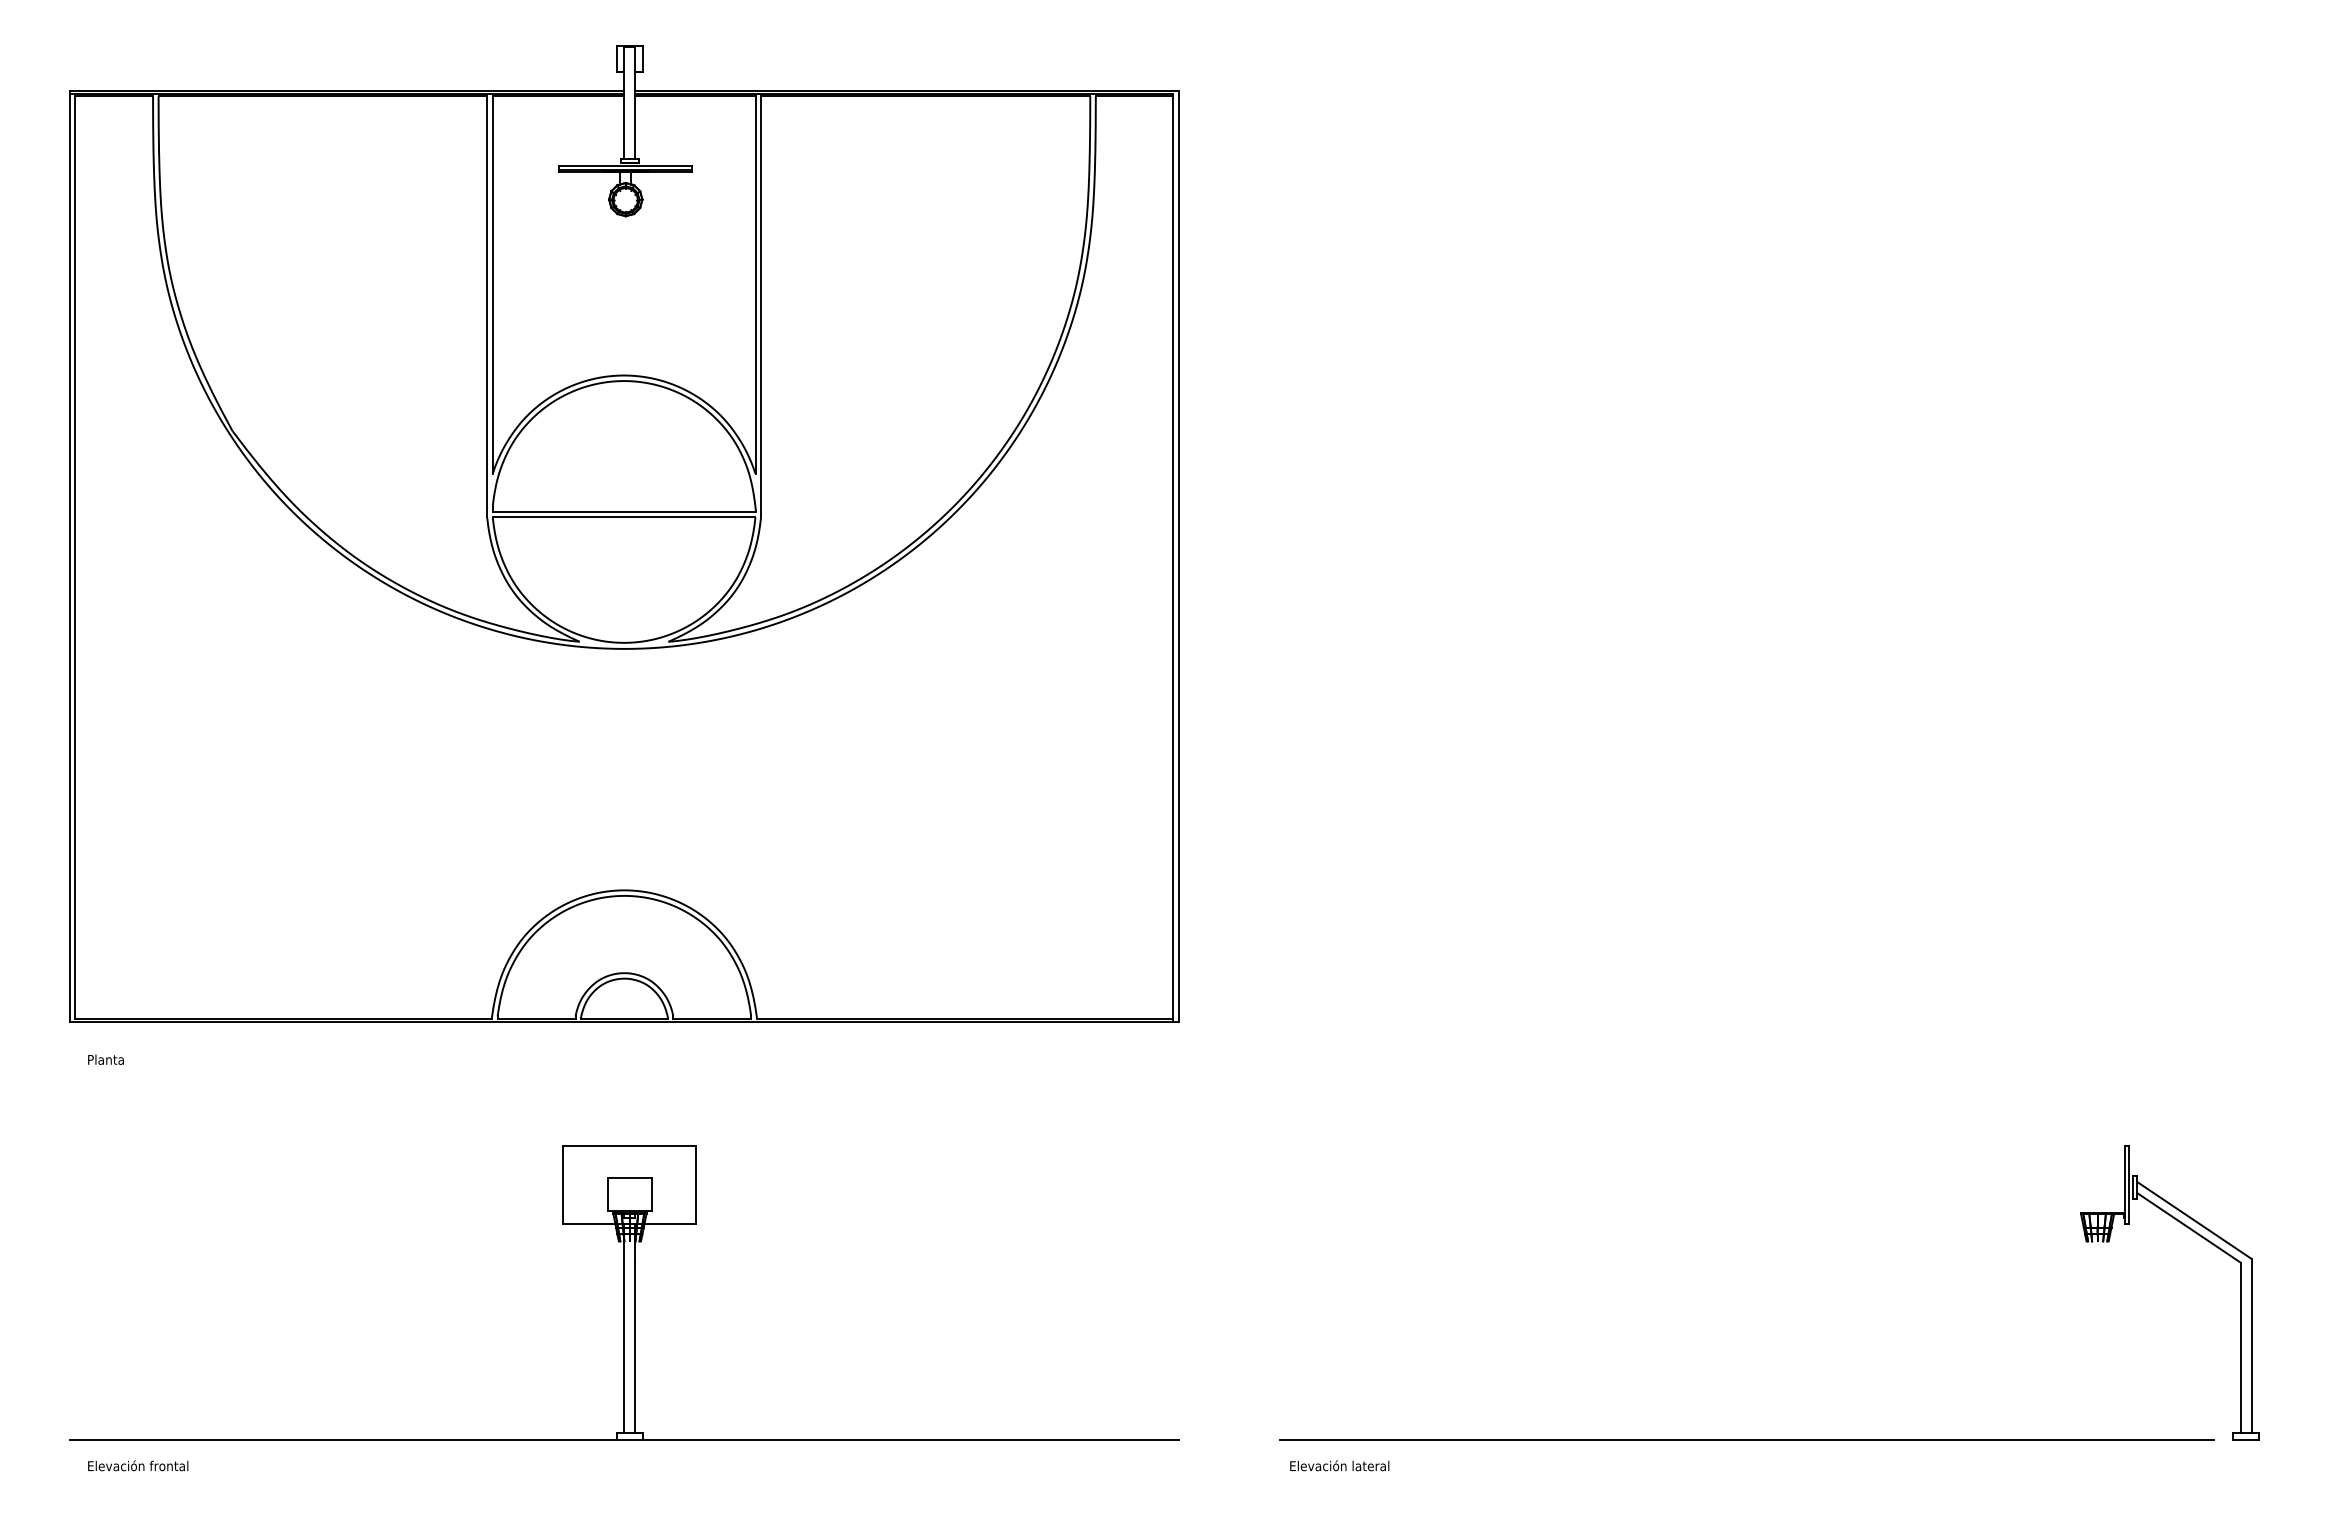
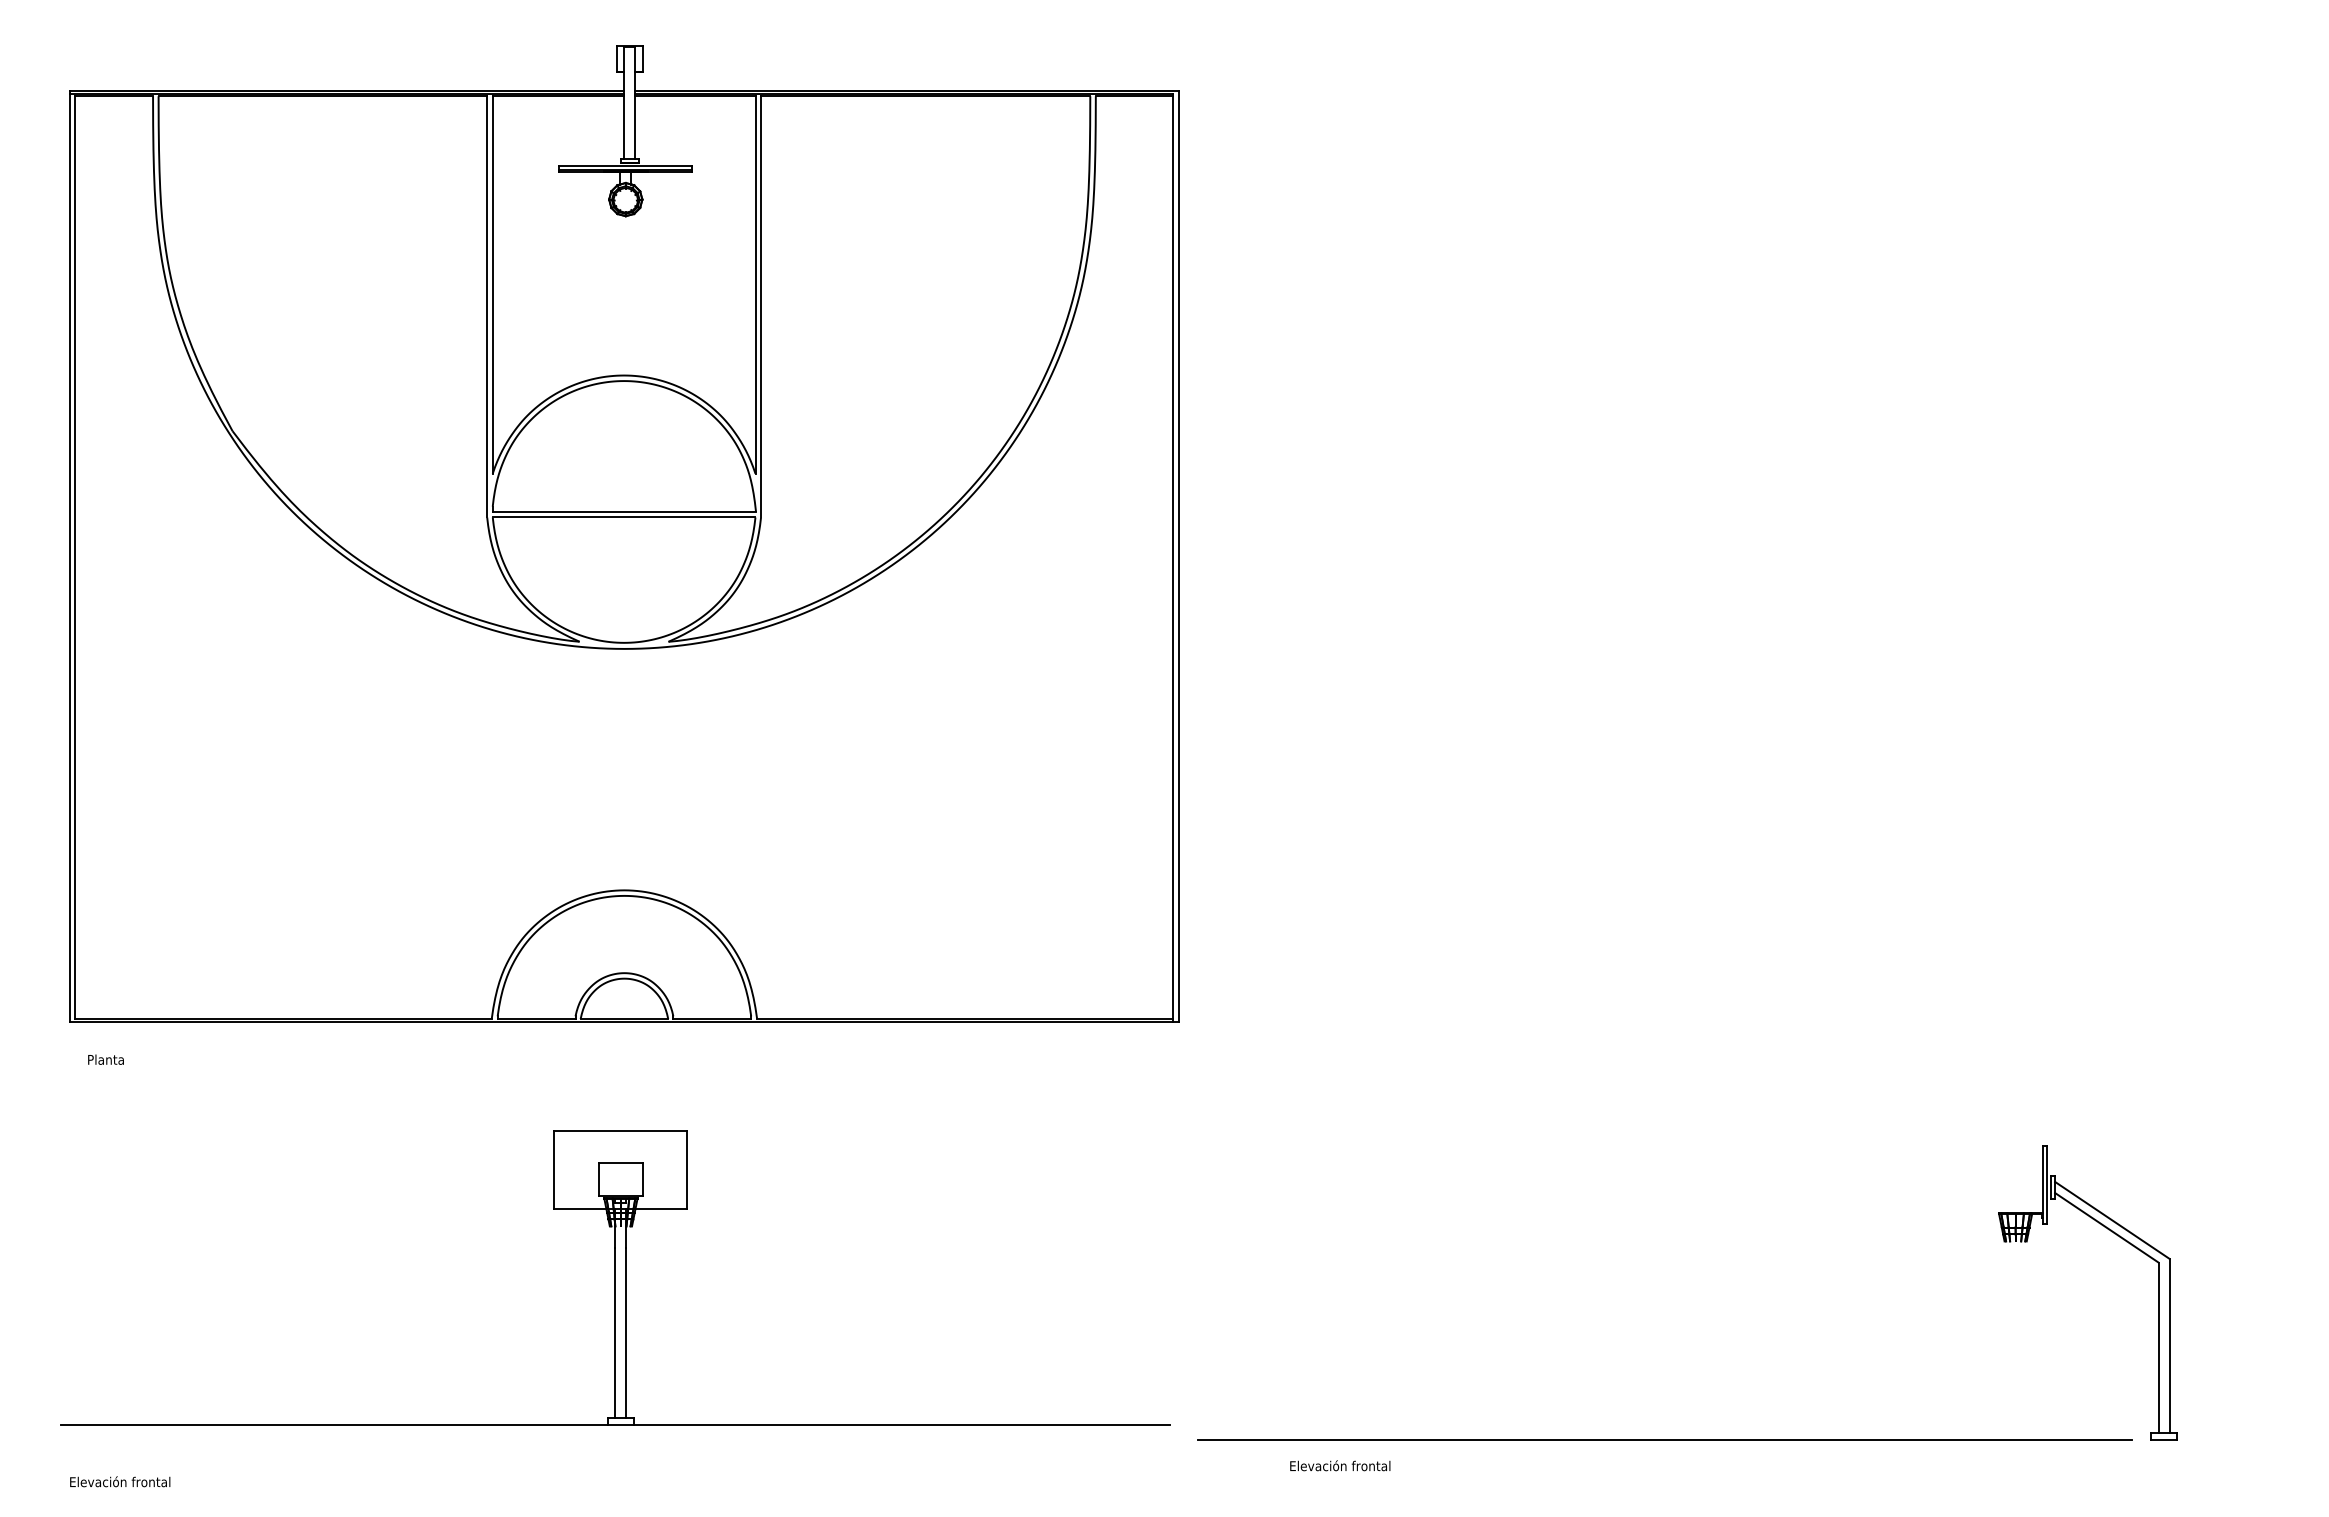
part position: (624, 1292) -> (615, 1277) (615, 1277)
part position: (1769, 1439) -> (1687, 1439) (1687, 1439)
text position: (138, 1465) -> (120, 1481) (120, 1481)
text: Elevación lateral -> Elevación frontal (1370, 1465)
